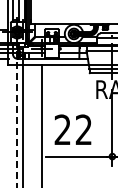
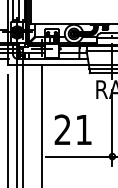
line: dashed -> solid (17, 119)
line: none -> present (7, 129)
text: 22 -> 21 (83, 129)
